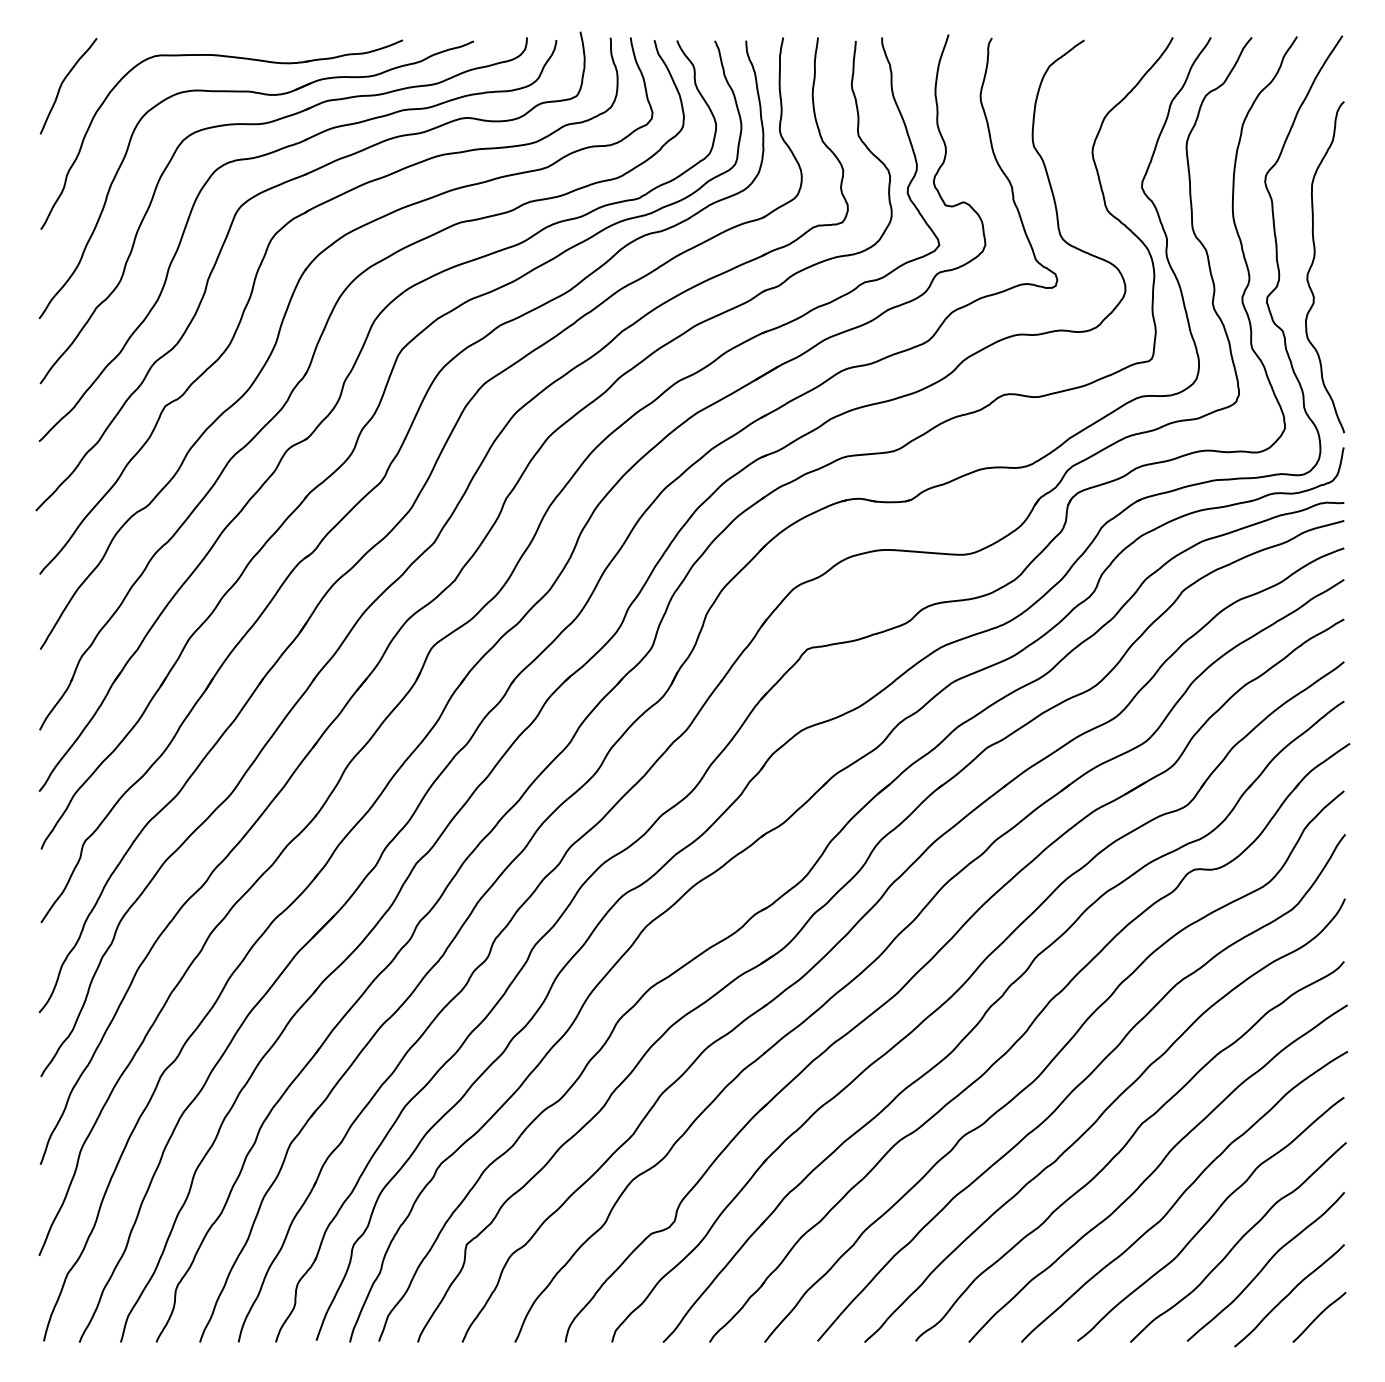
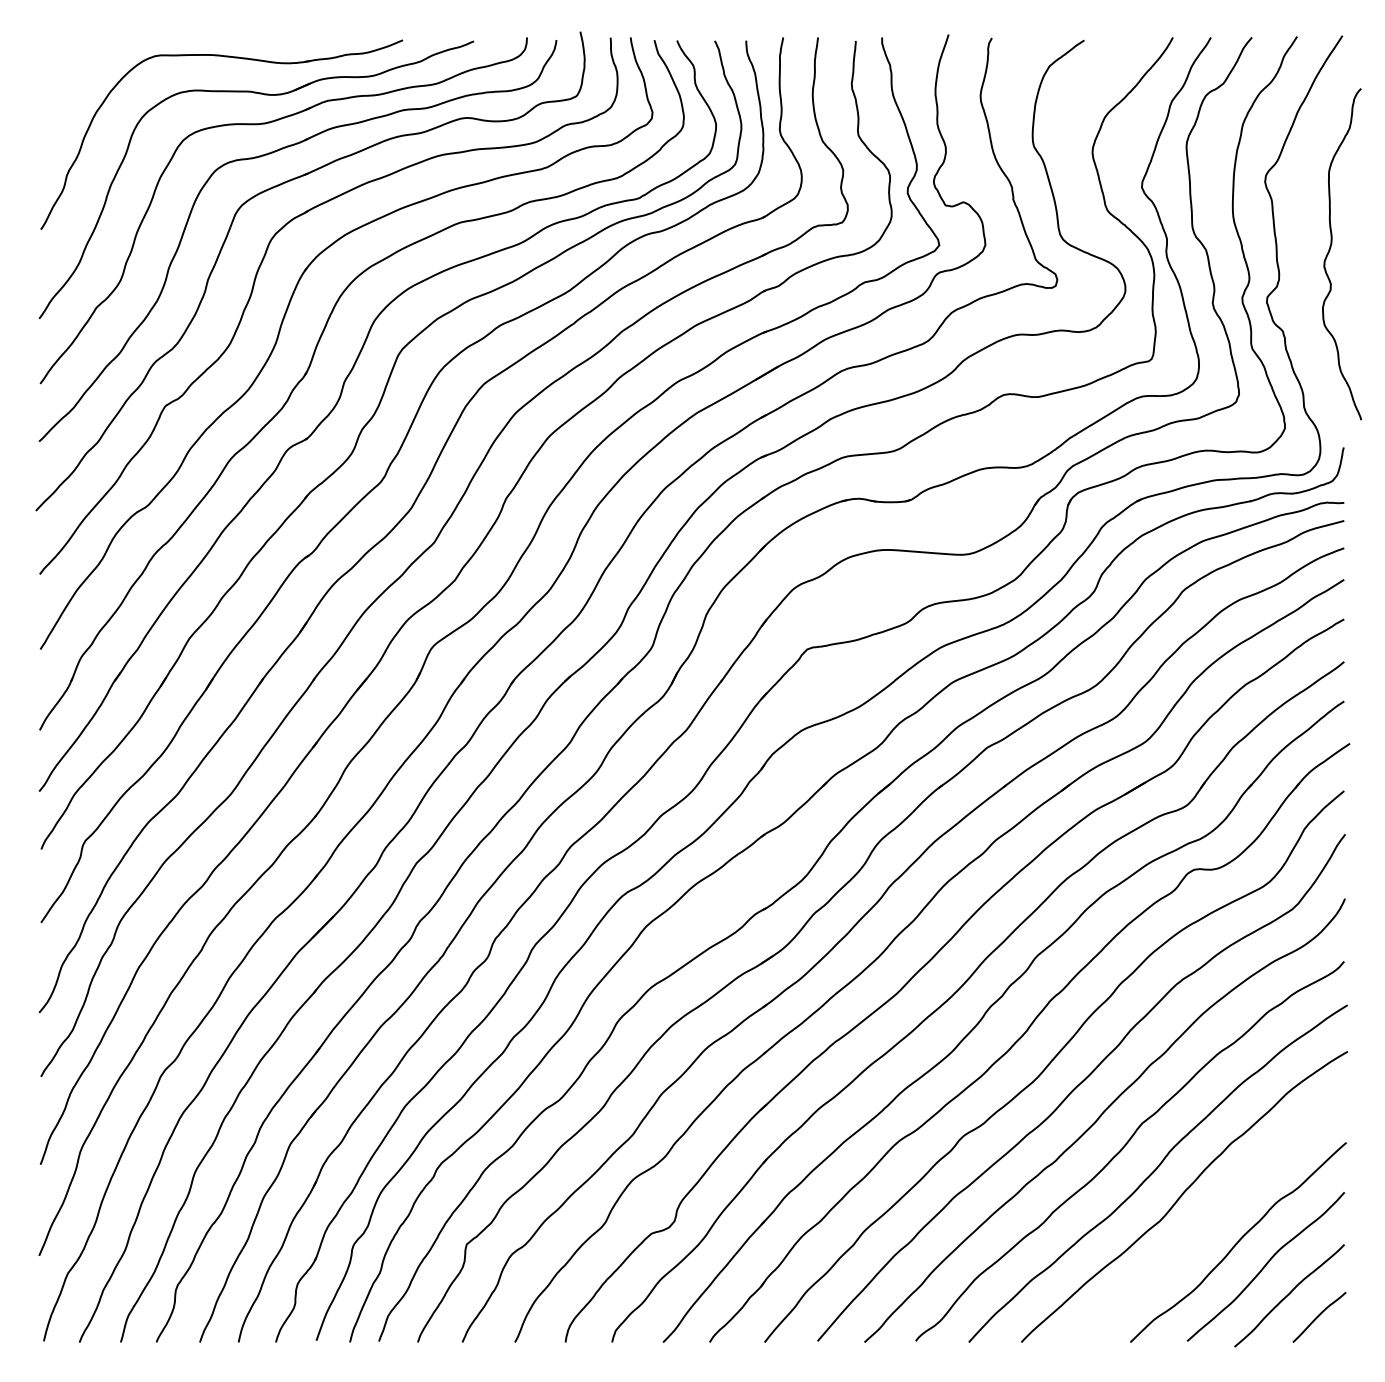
curve: present -> none (62, 84)
curve position: (1313, 263) -> (1330, 250) (1330, 250)
curve: present -> none (1210, 1219)
